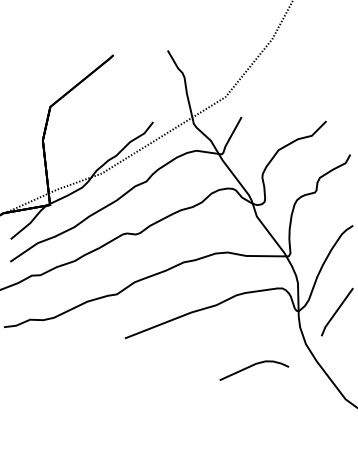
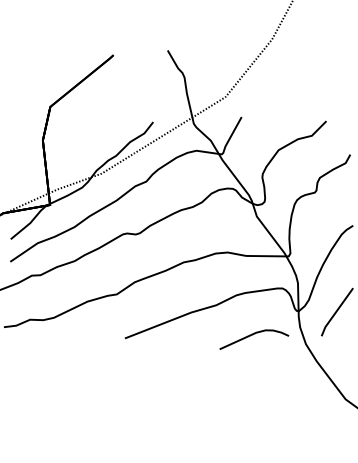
curve position: (252, 366) -> (252, 335) (252, 335)
